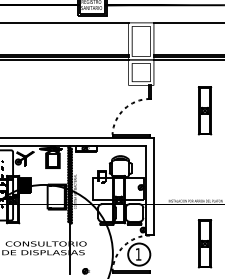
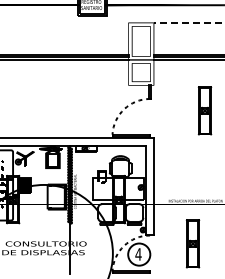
line: present -> none (65, 22)
line: solid -> dashed (188, 22)
part position: (204, 243) -> (192, 243) (192, 243)
text: 1 -> 4 (138, 254)
part: present -> none (85, 271)
